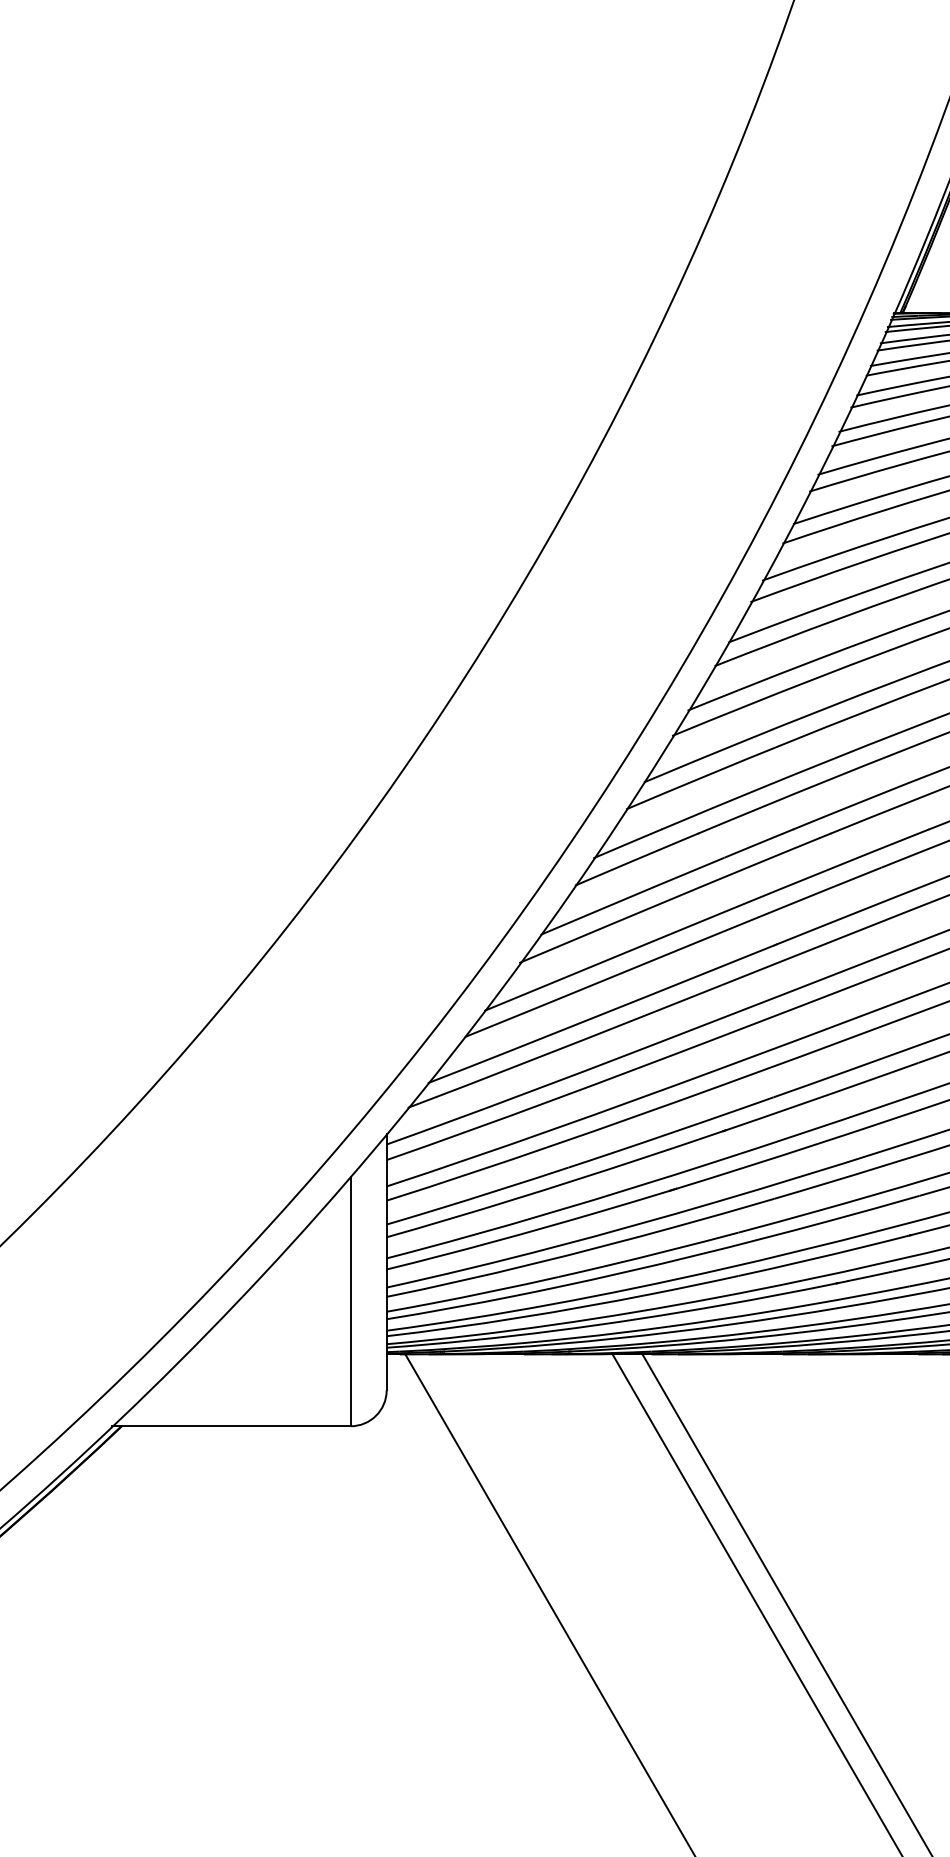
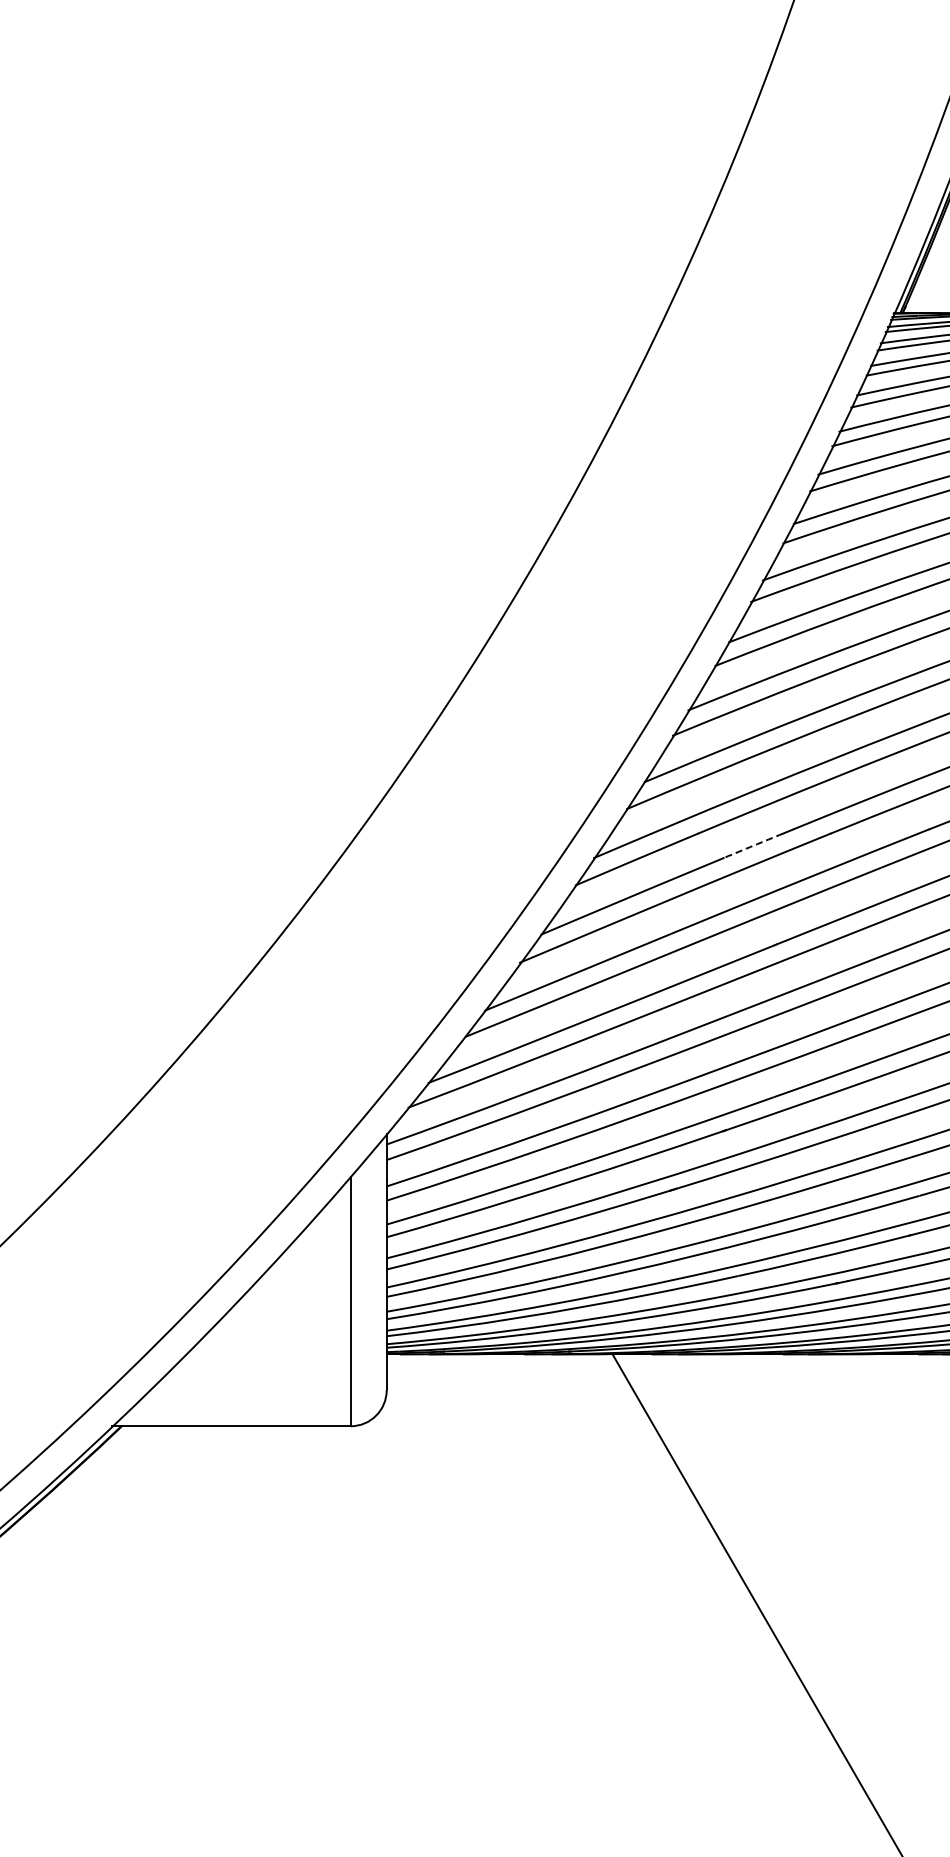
arc: solid -> dashed (753, 845)
line: present -> none (549, 1603)
line: present -> none (786, 1603)
